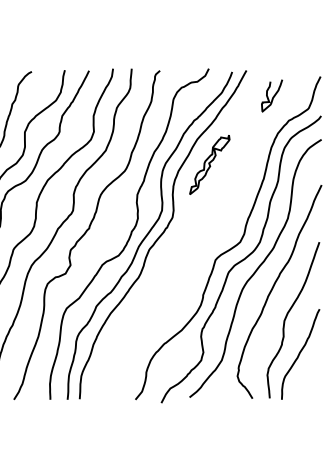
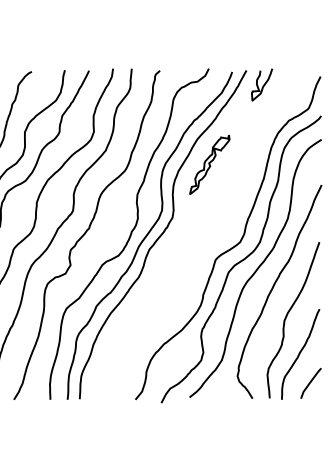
curve position: (273, 95) -> (263, 84) (263, 84)
curve: none -> present (310, 382)
